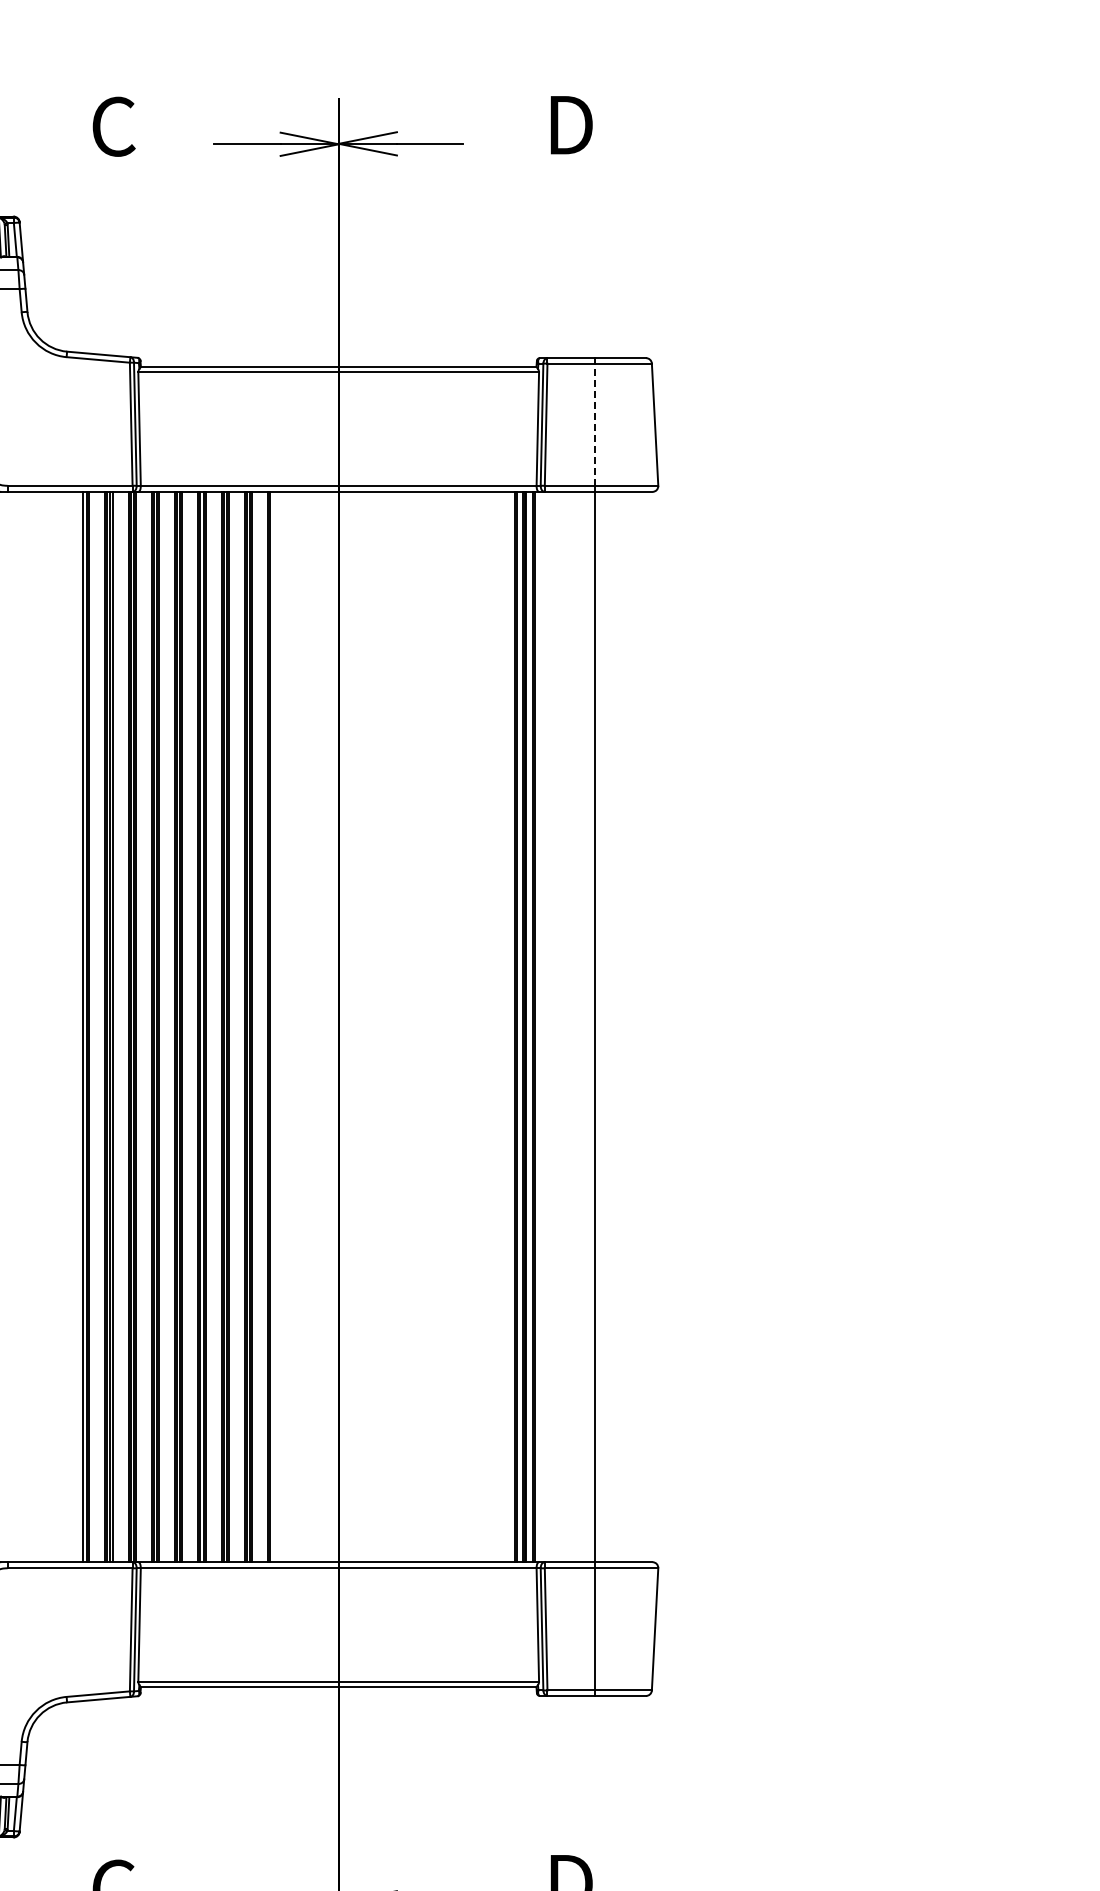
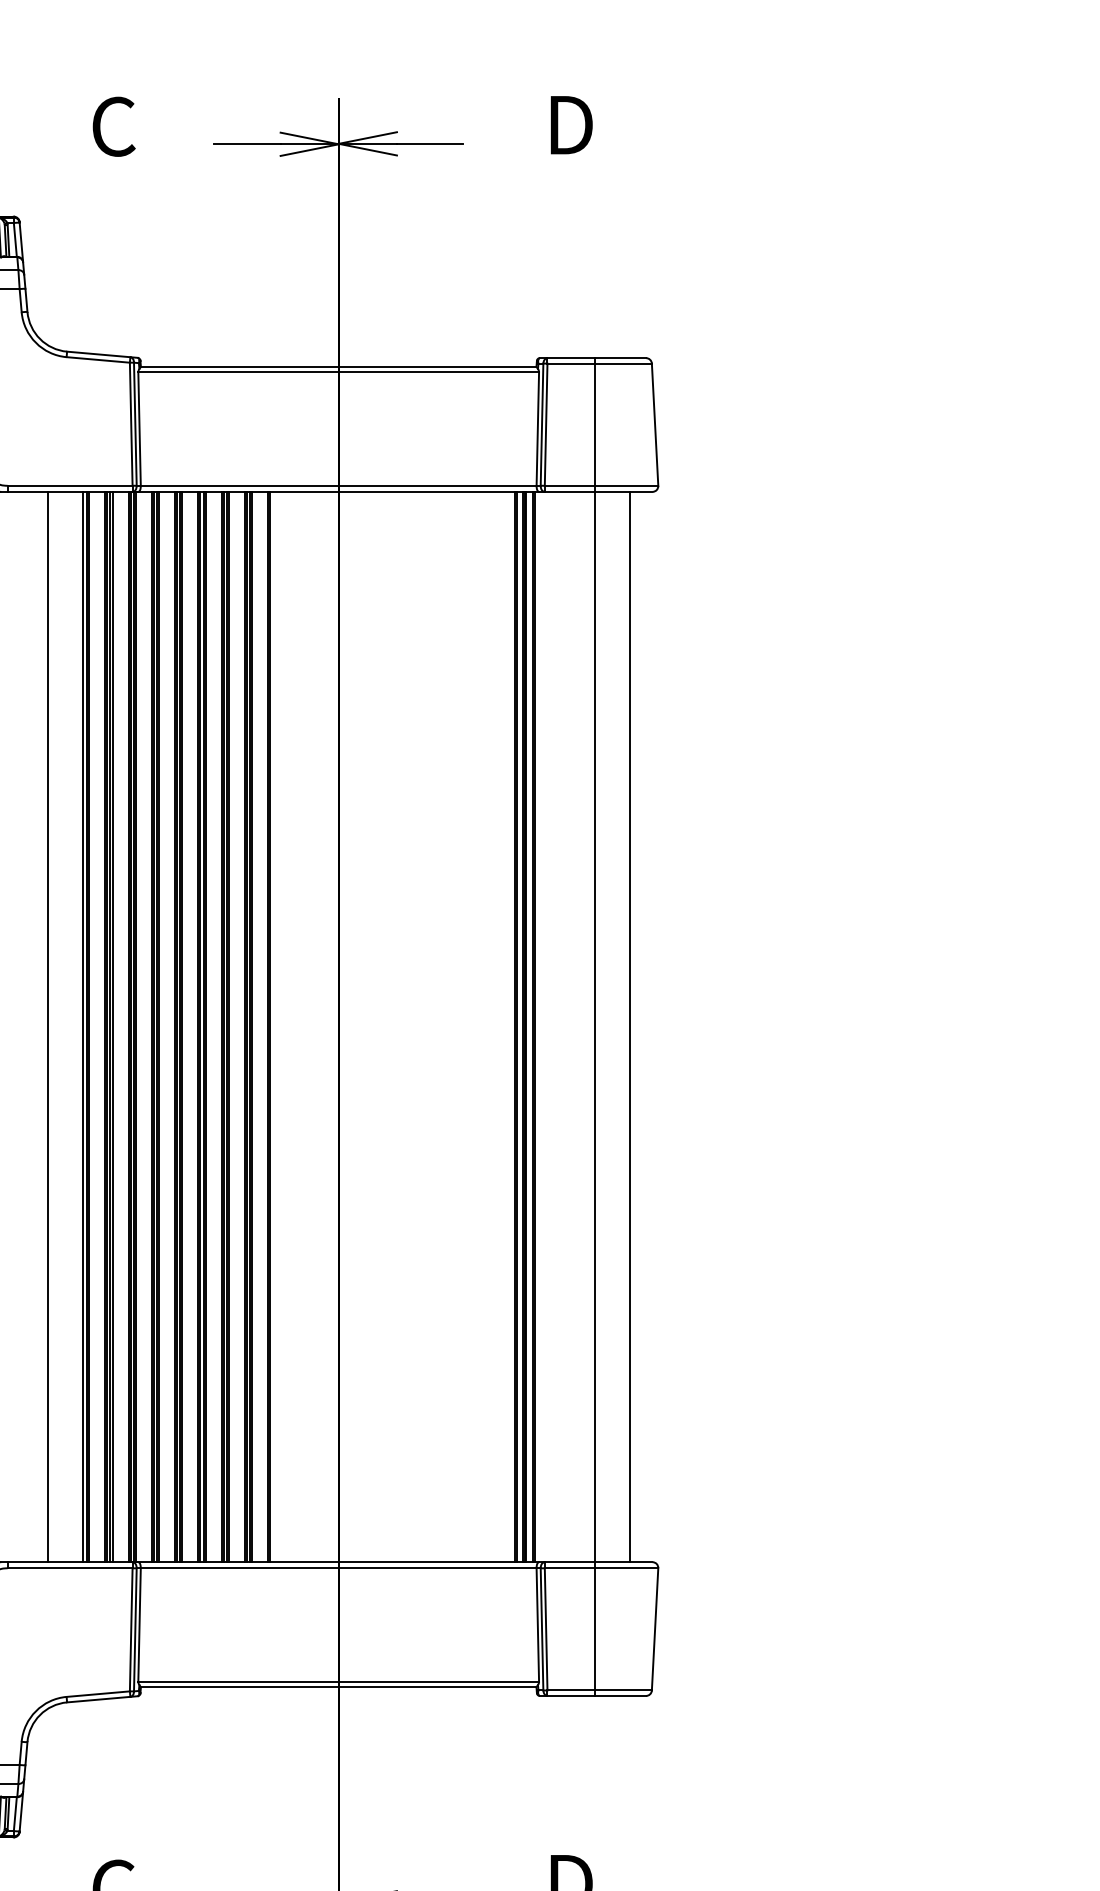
line: dashed -> solid (594, 424)
line: none -> present (47, 1026)
line: none -> present (629, 1026)
